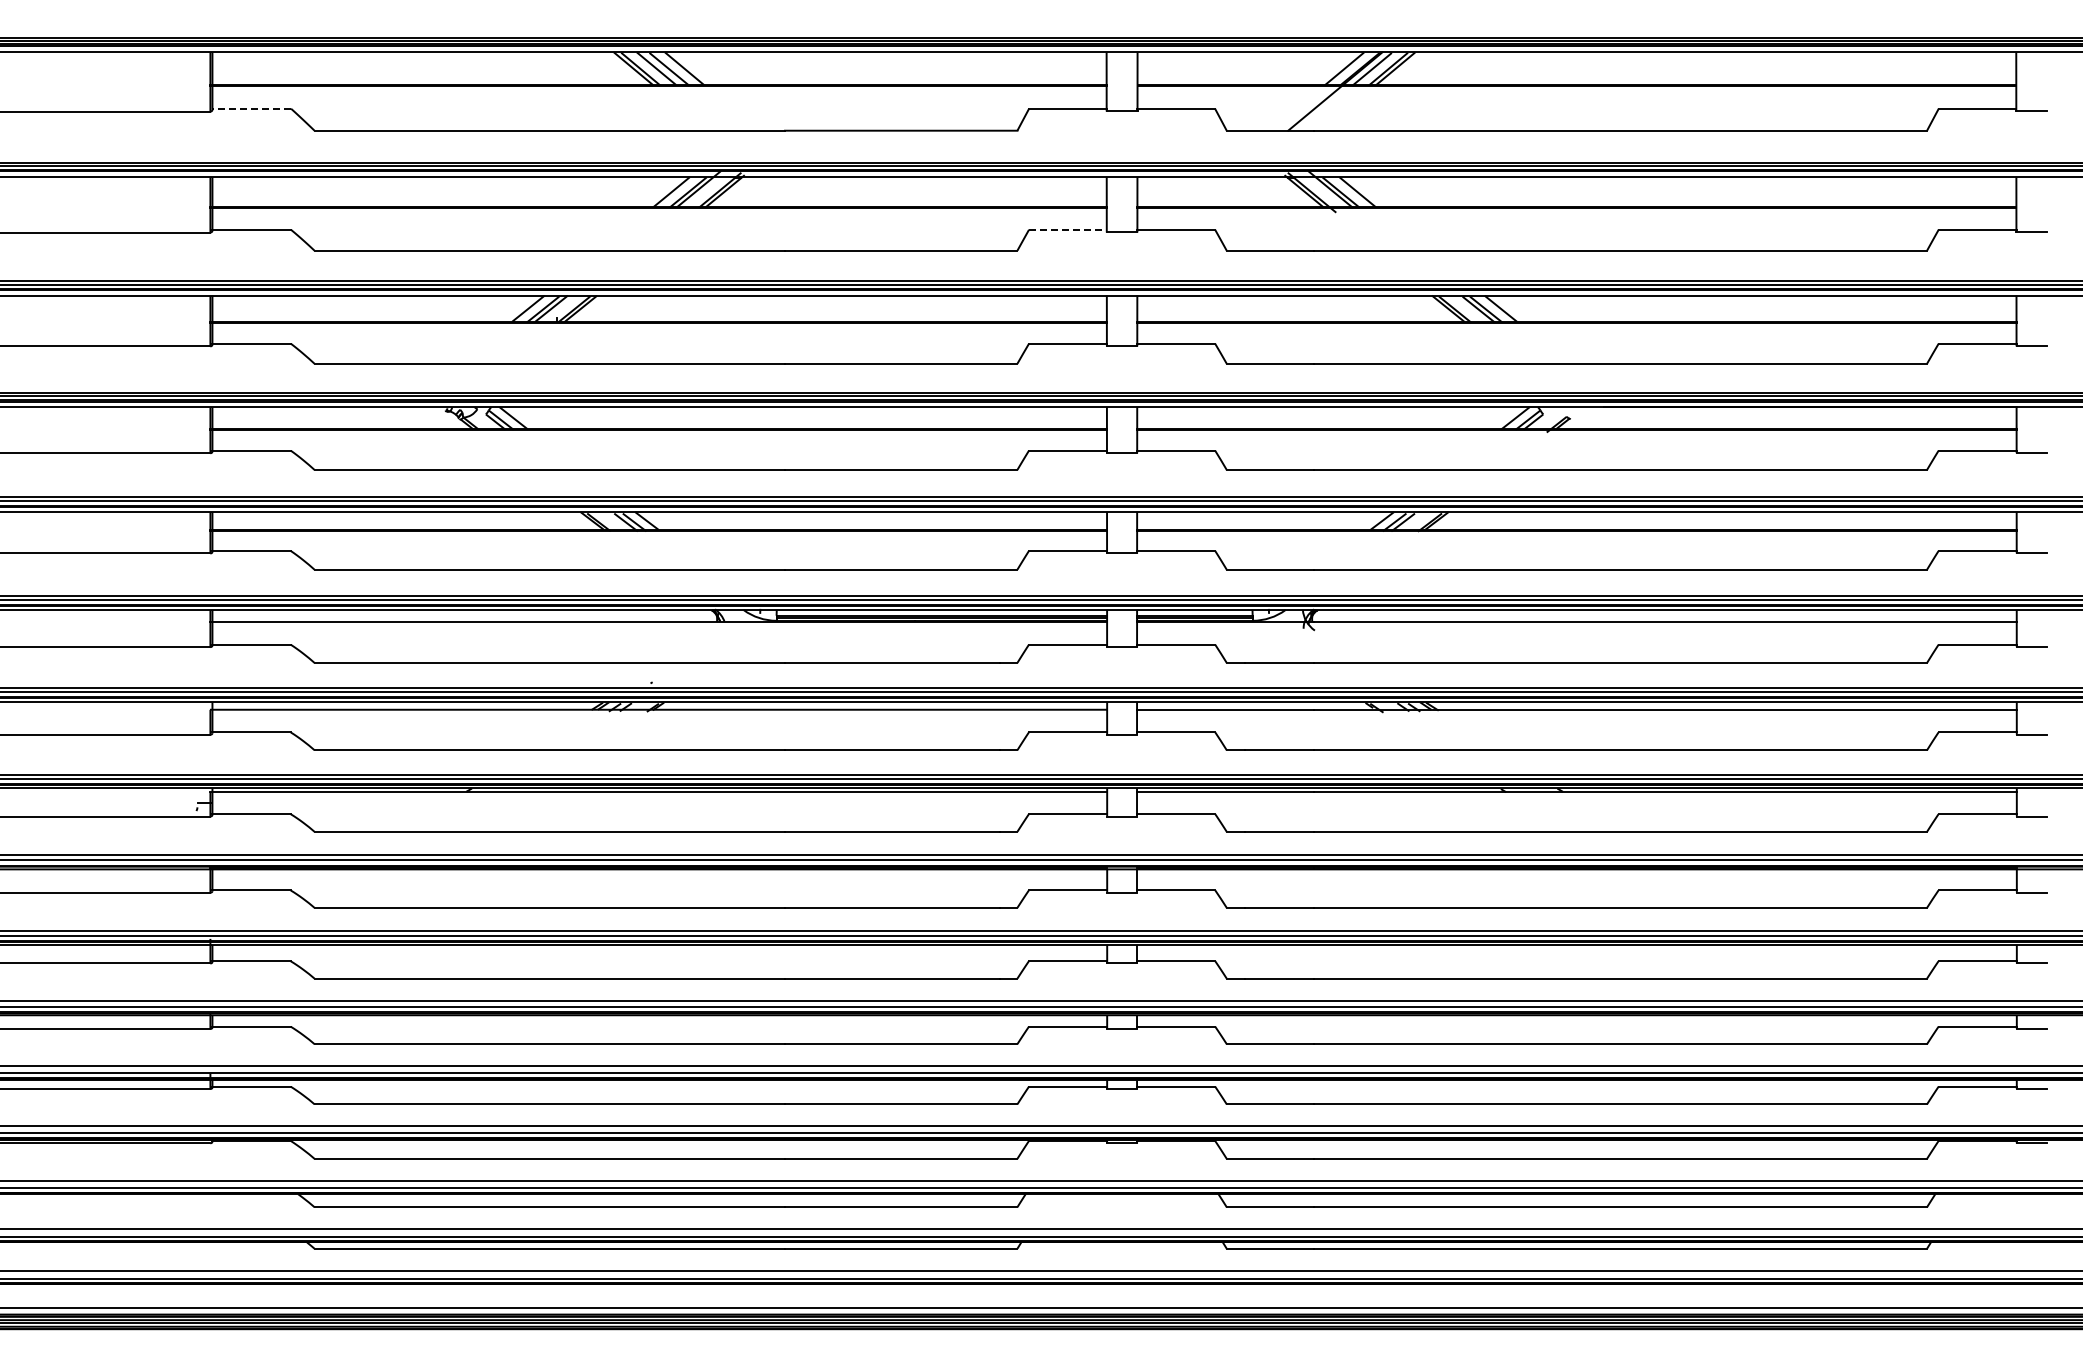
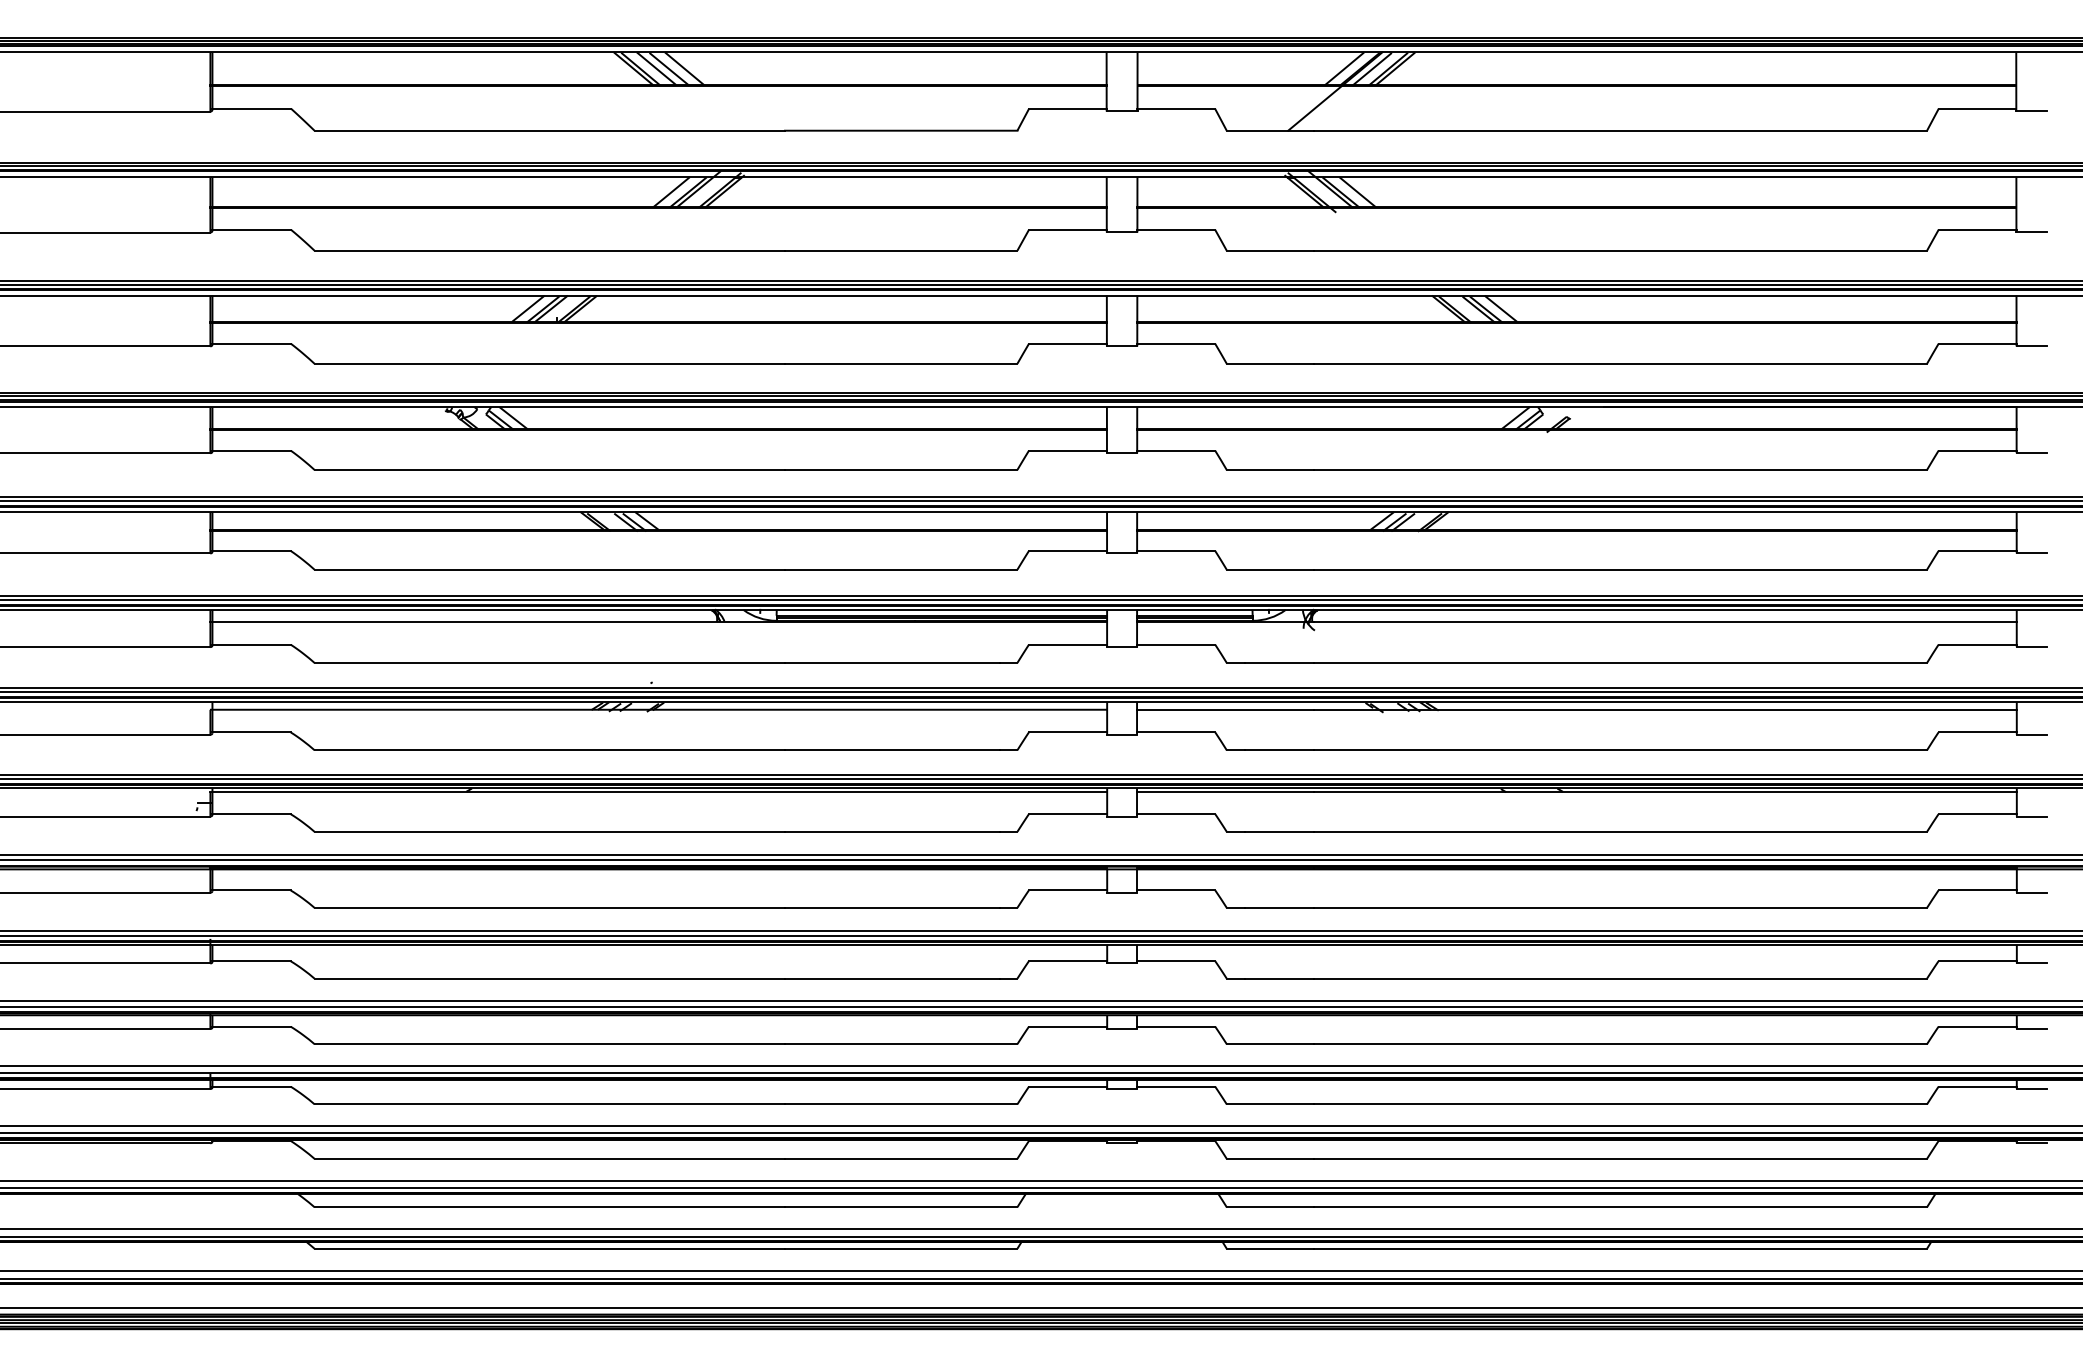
line: dashed -> solid (251, 108)
line: dashed -> solid (1067, 229)
